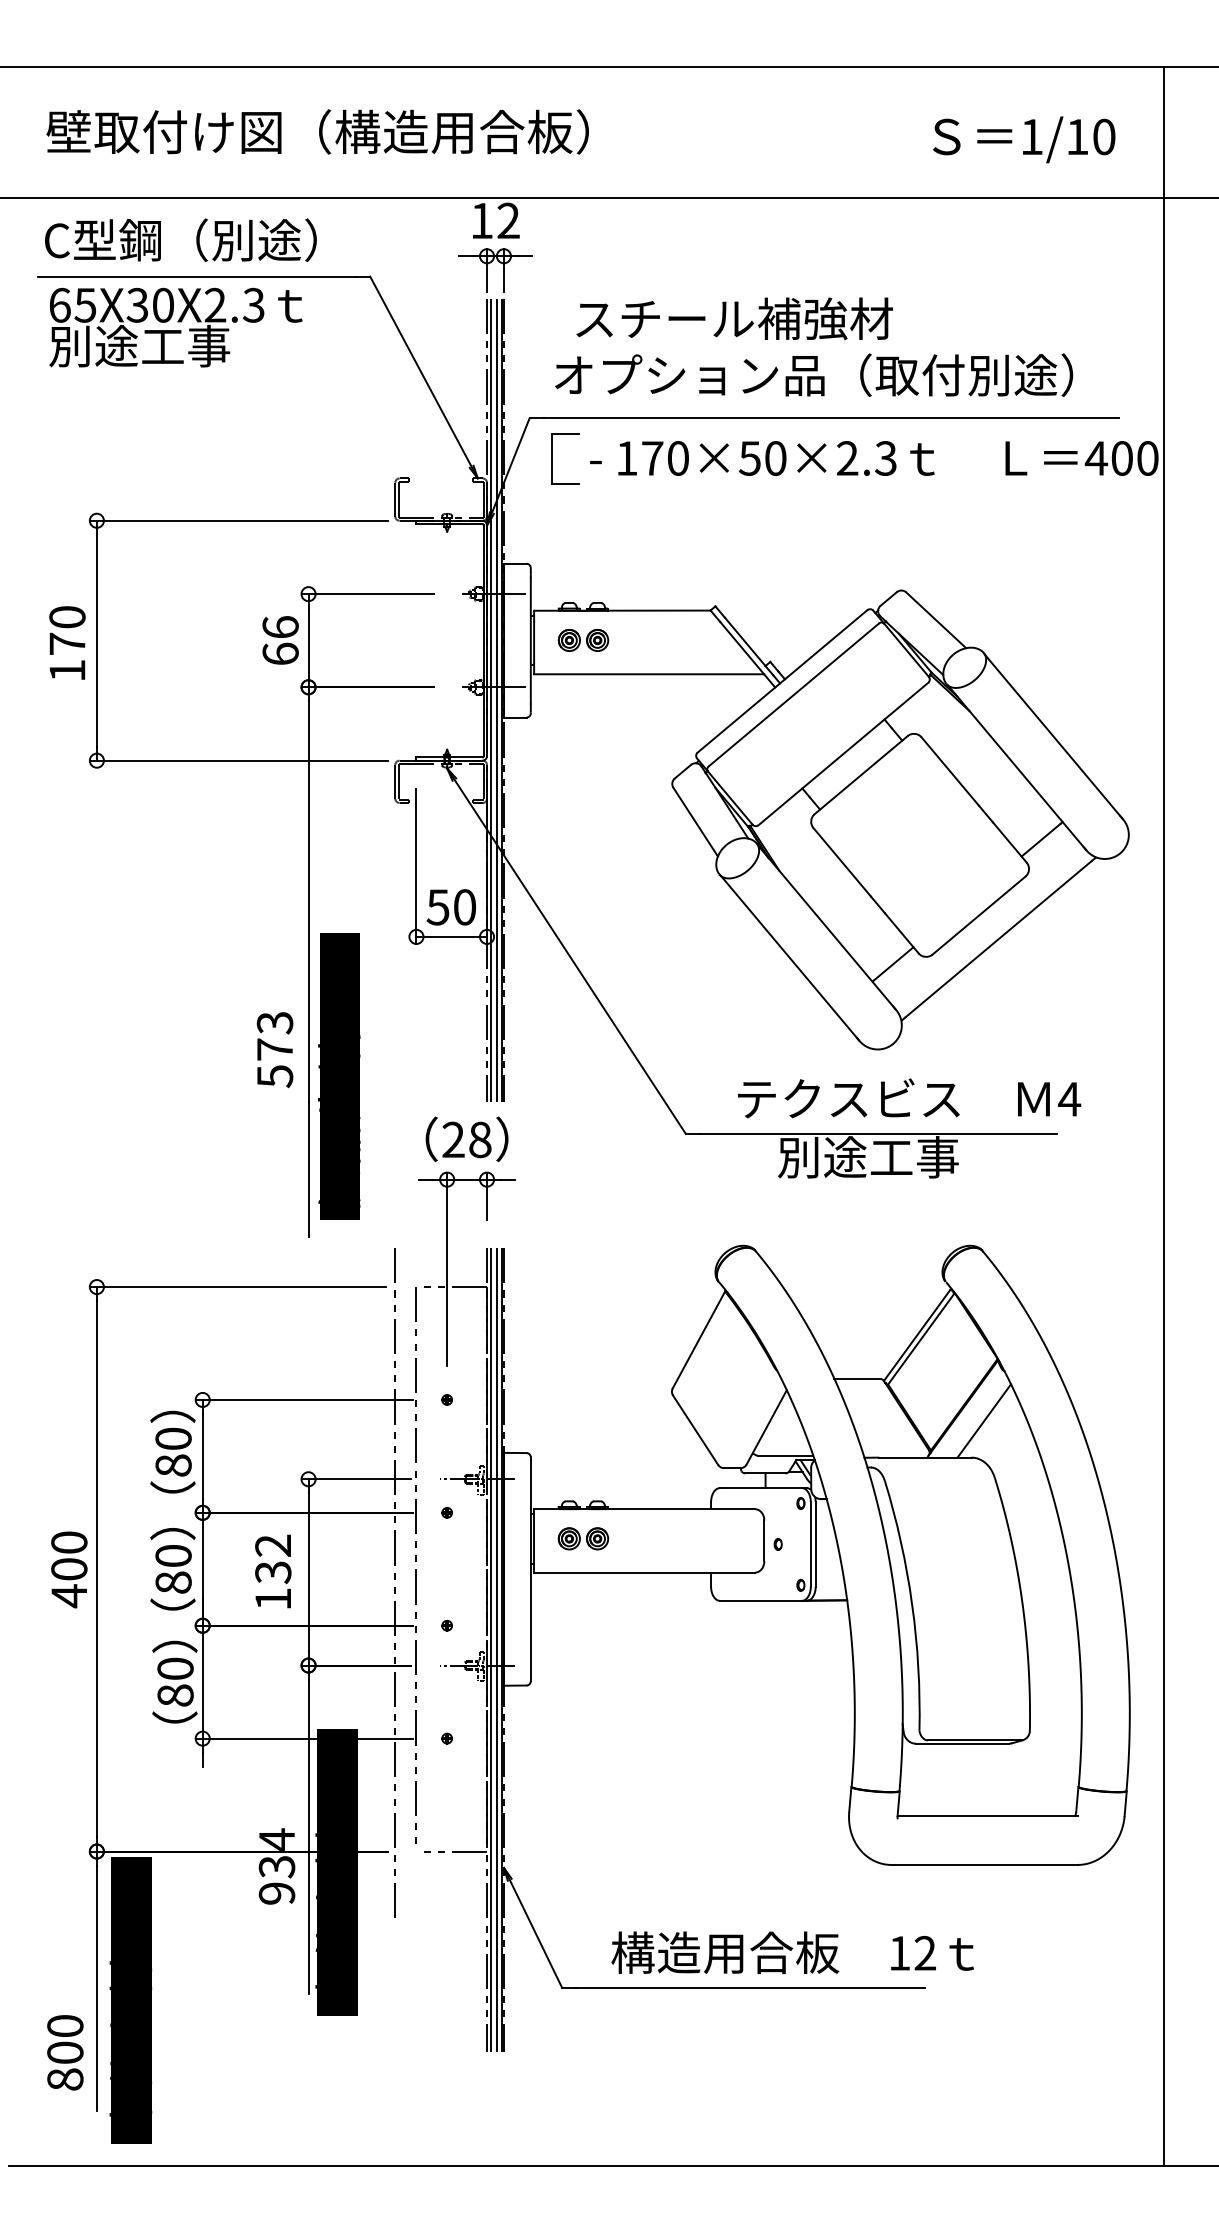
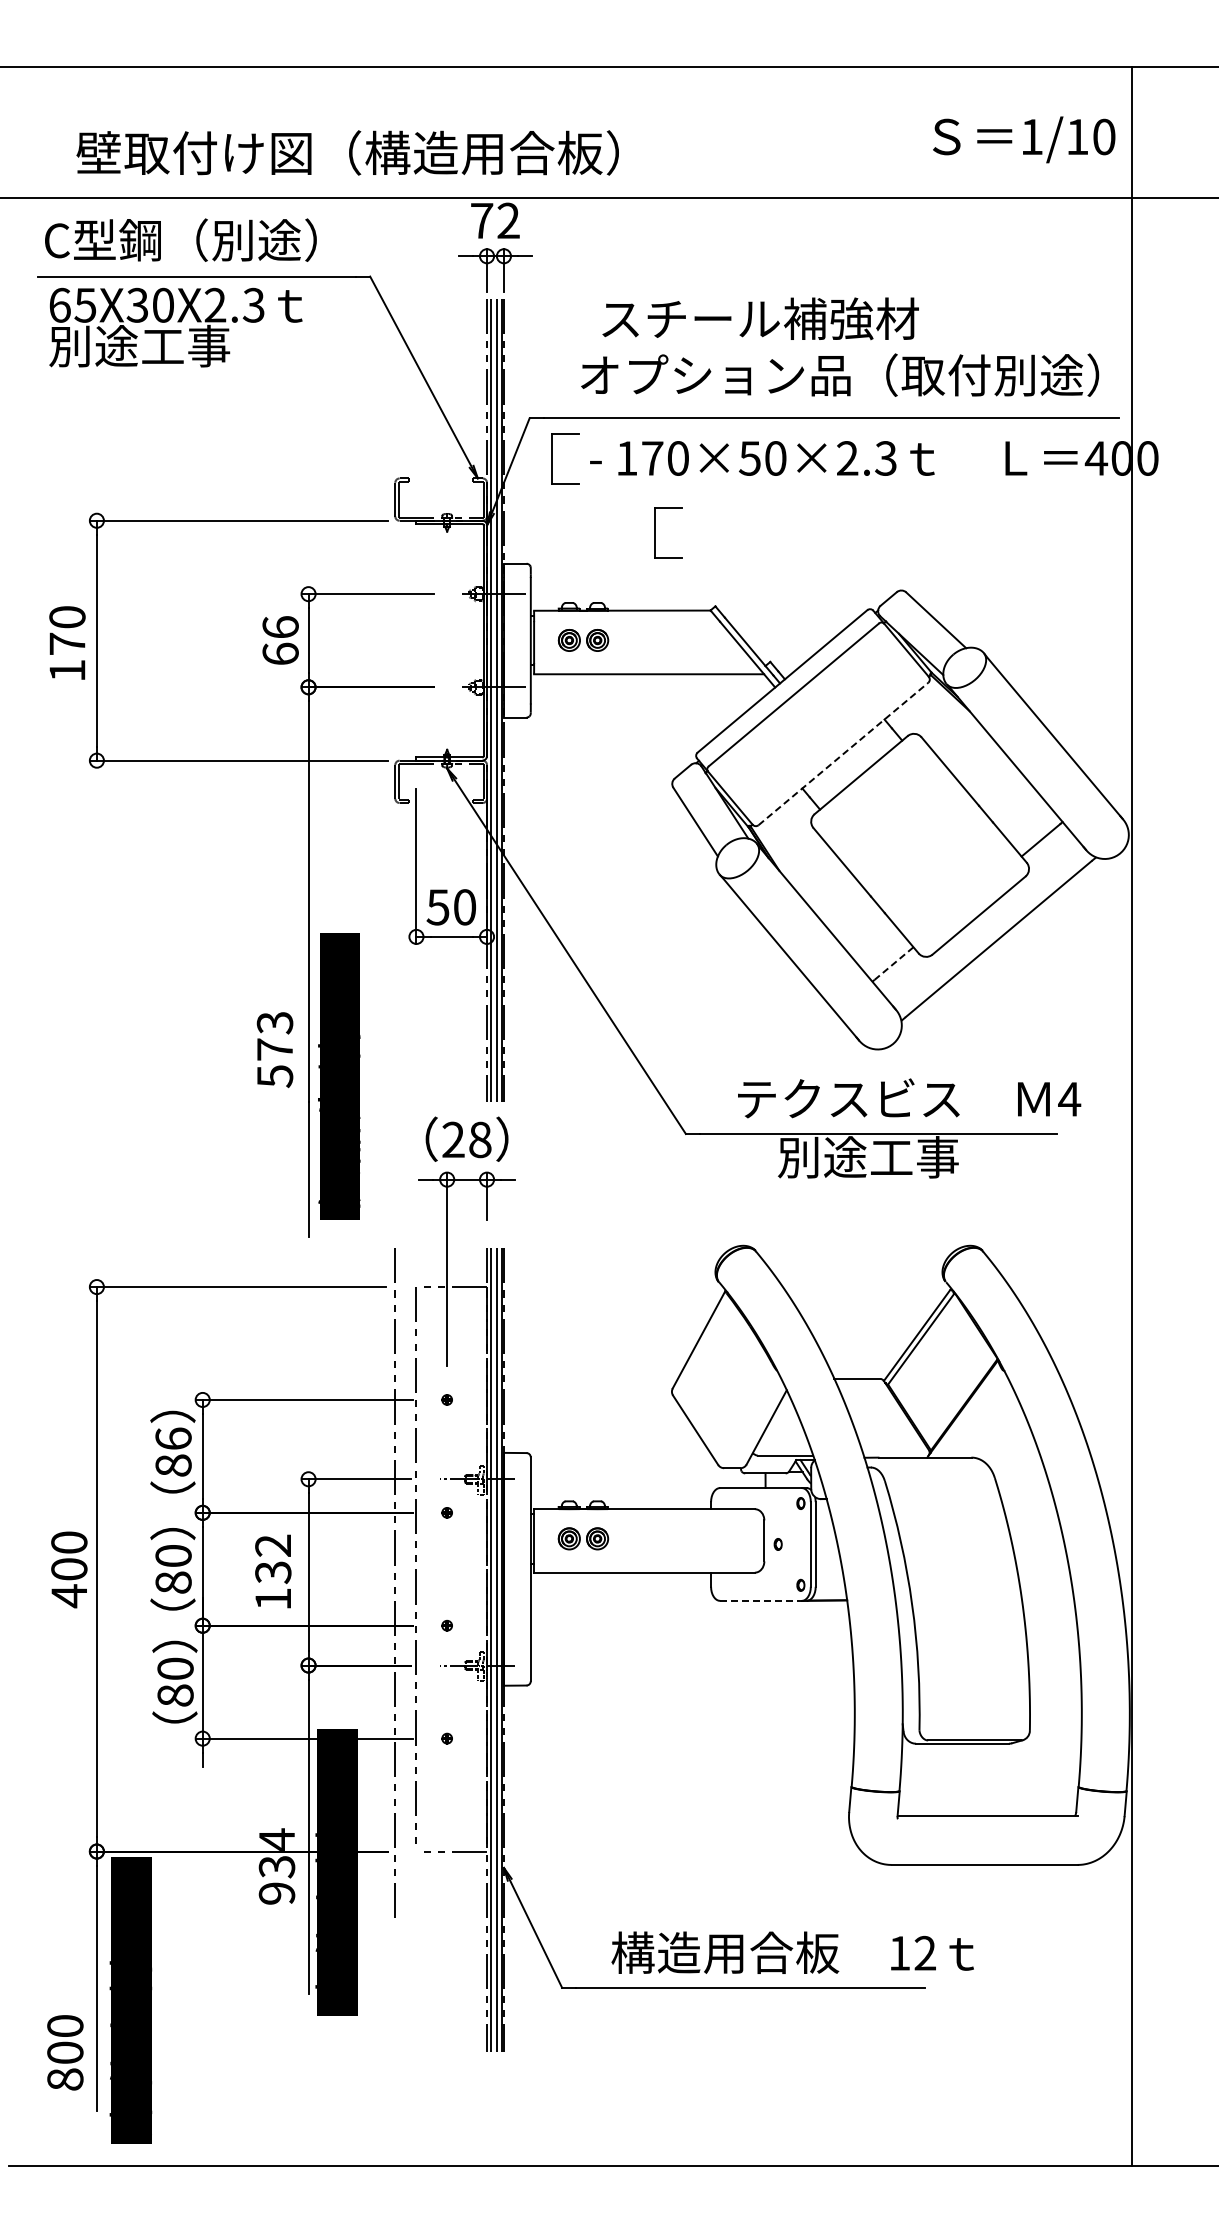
text position: (317, 131) -> (347, 152) (347, 152)
text: 12 -> 72 (482, 220)
text position: (814, 346) -> (840, 346) (840, 346)
part: none -> present (655, 532)
line: solid -> dashed (843, 754)
line: solid -> dashed (893, 963)
line position: (1164, 1116) -> (1132, 1116) (1132, 1116)
line: present -> none (984, 1420)
text: 80 -> 86 (173, 1438)
line: solid -> dashed (760, 1600)
